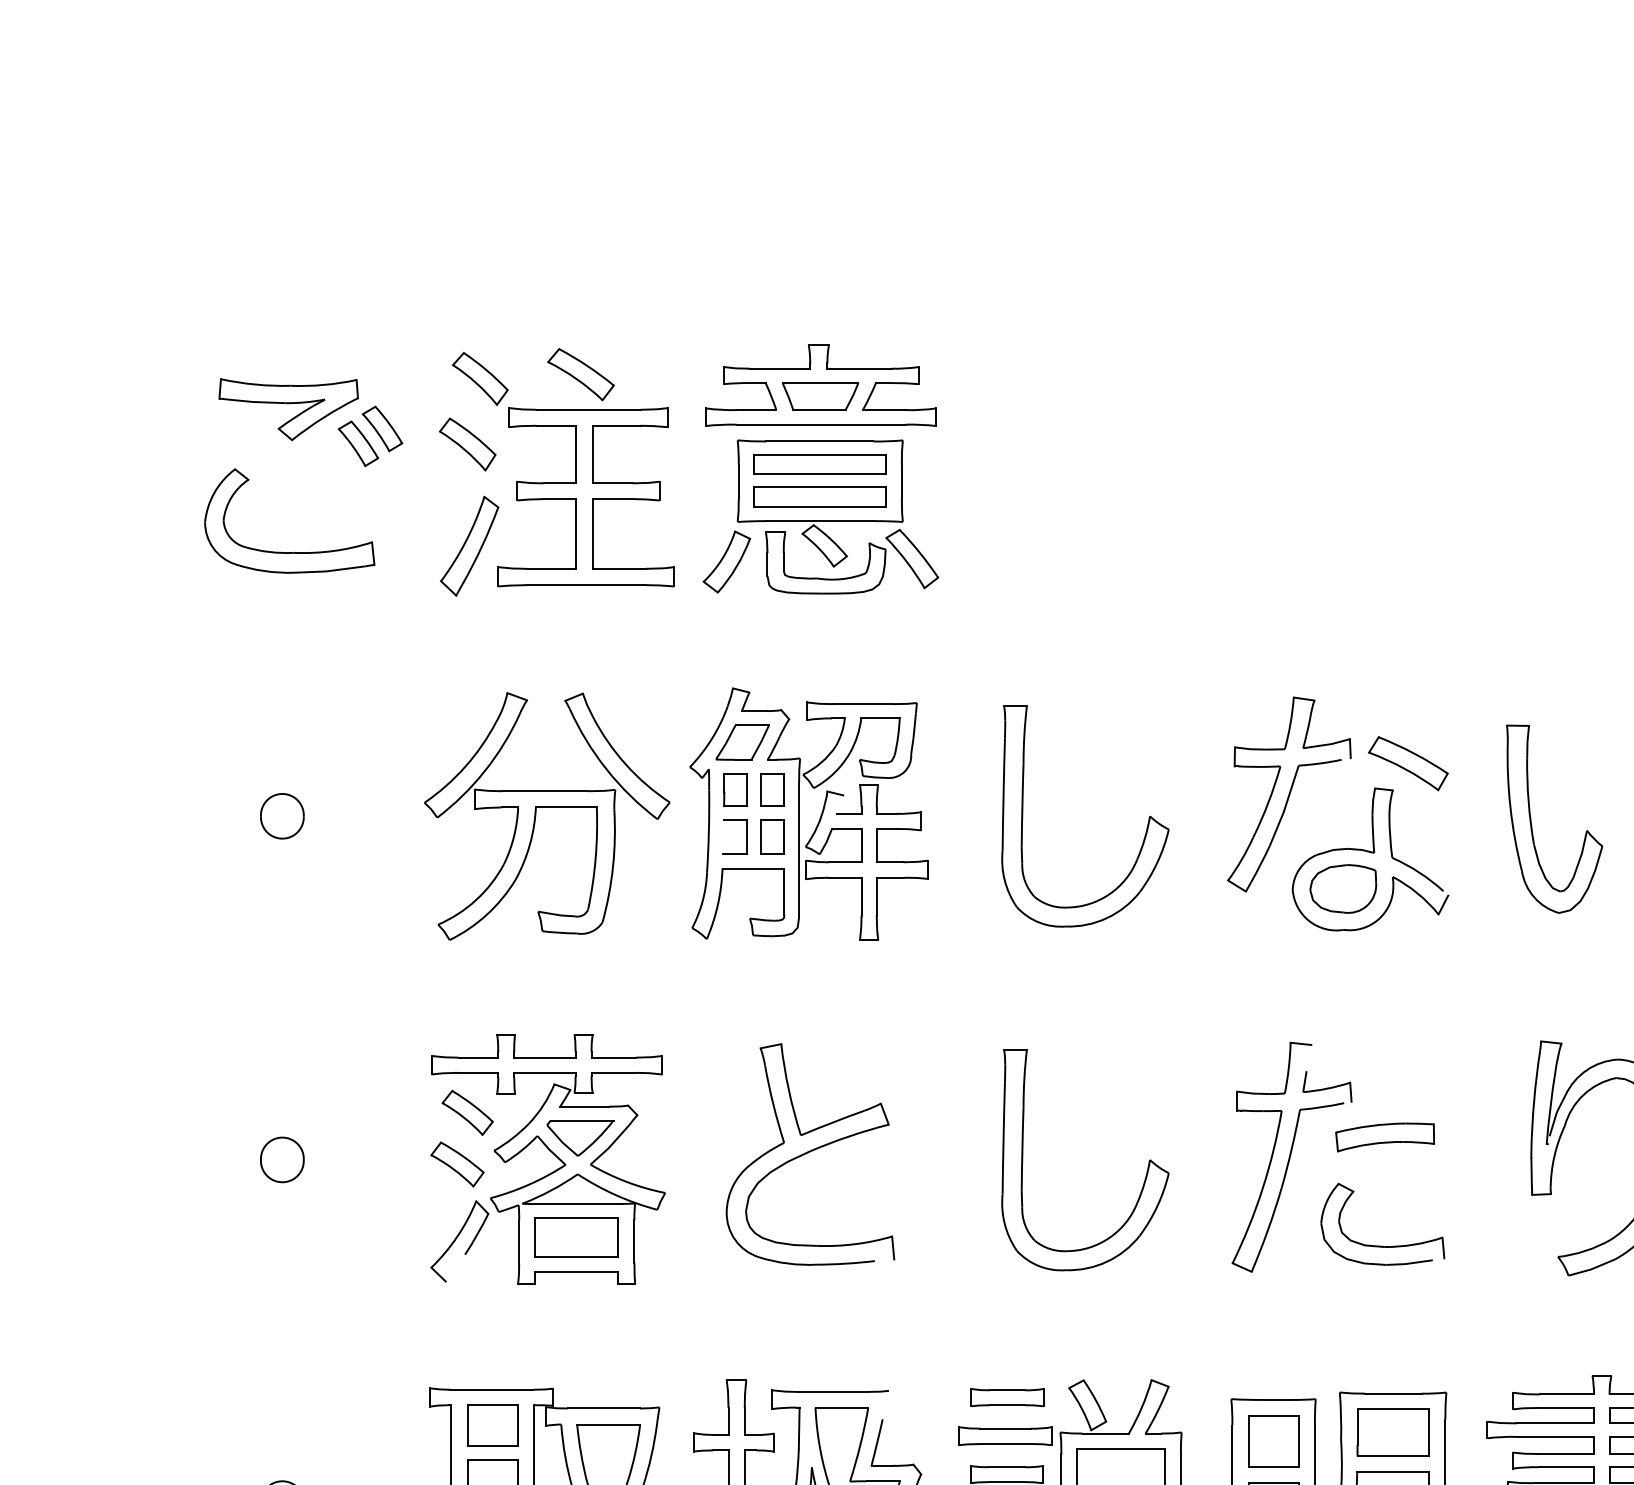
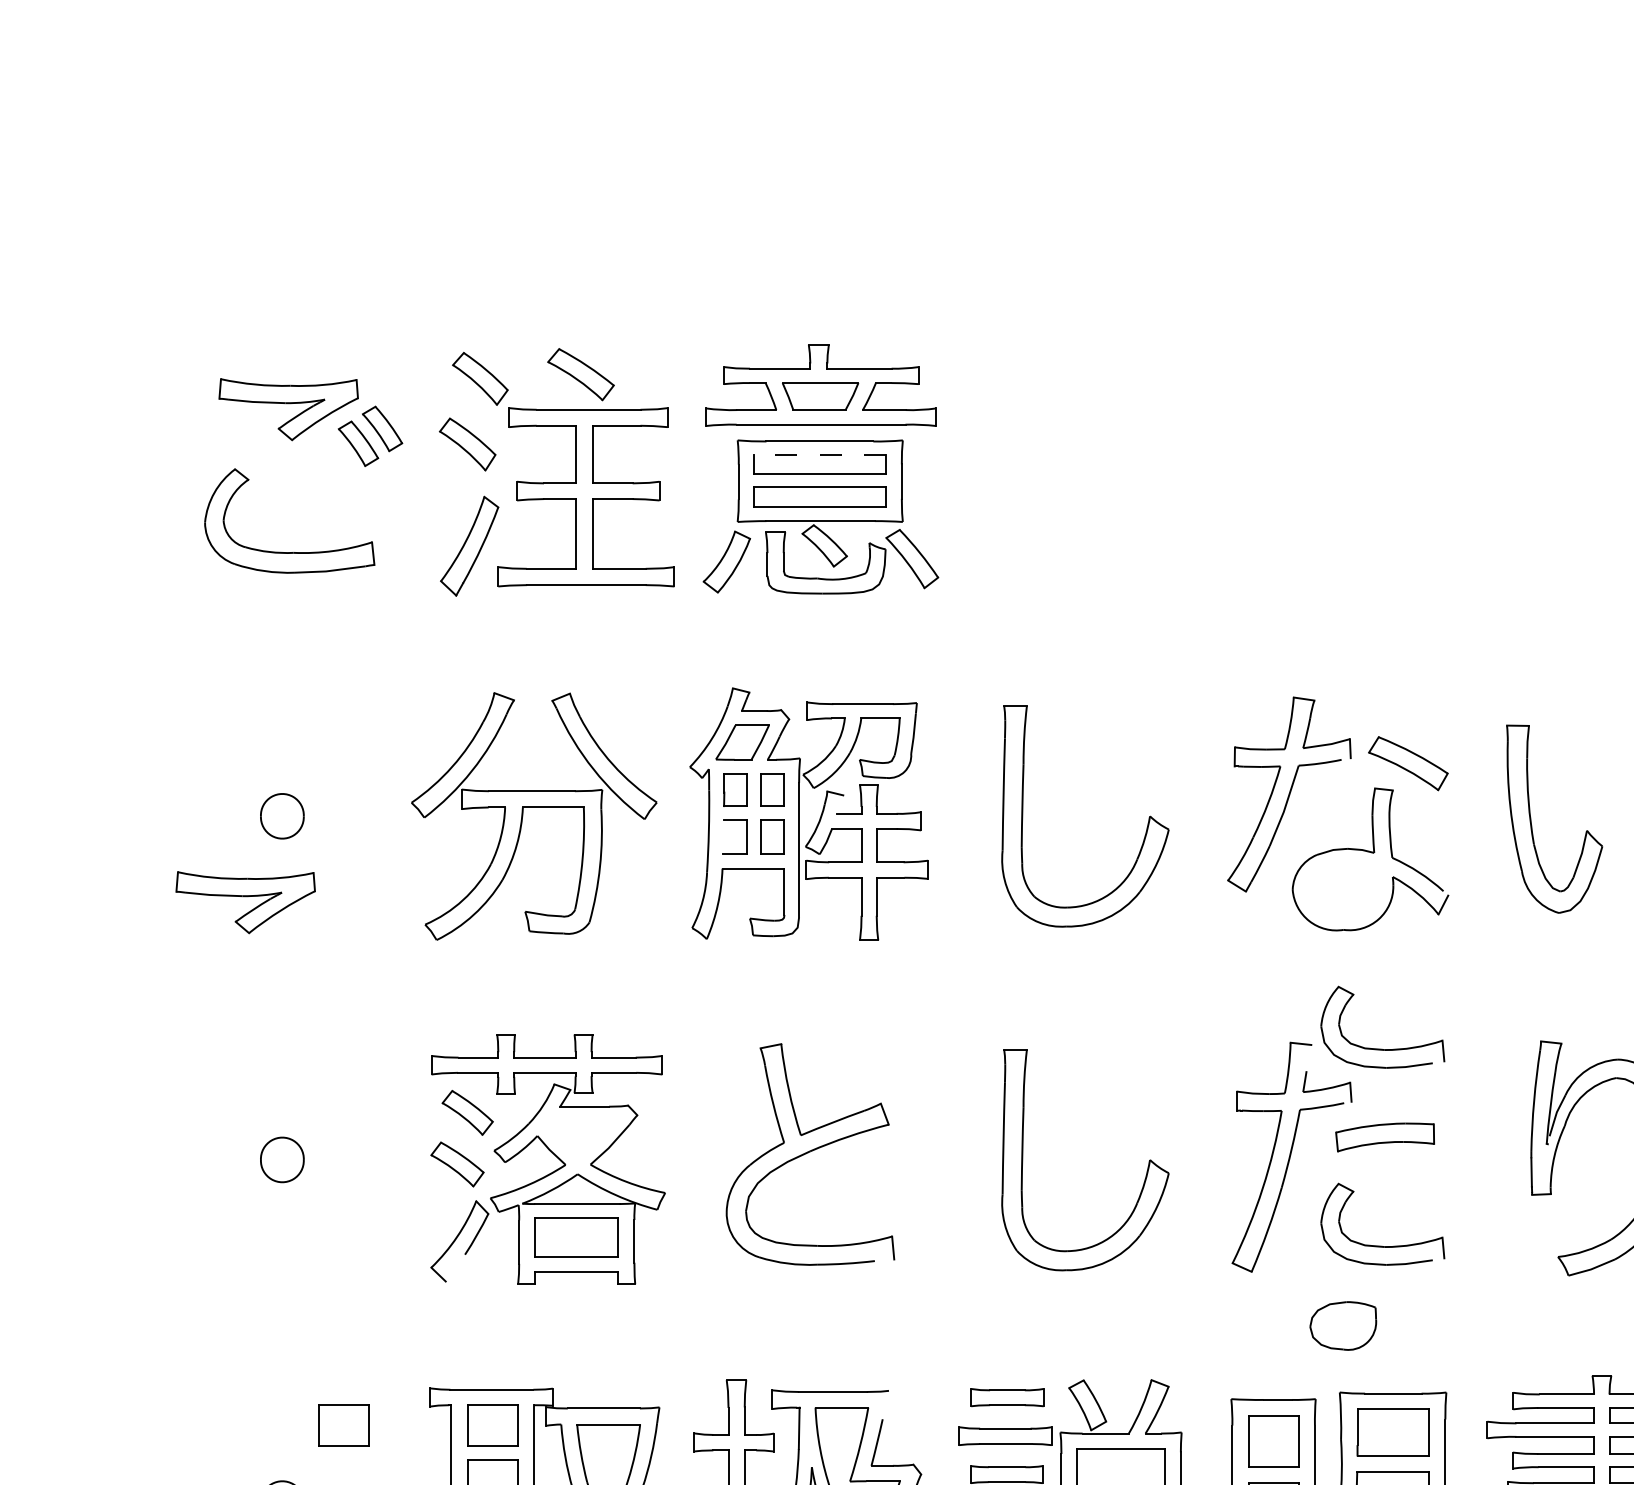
line: solid -> dashed (819, 455)
part position: (547, 807) -> (534, 807) (534, 807)
part position: (1343, 888) -> (1343, 1325) (1343, 1325)
part: none -> present (245, 902)
part: none -> present (1381, 1048)
part: present -> none (580, 1138)
part: none -> present (343, 1425)
